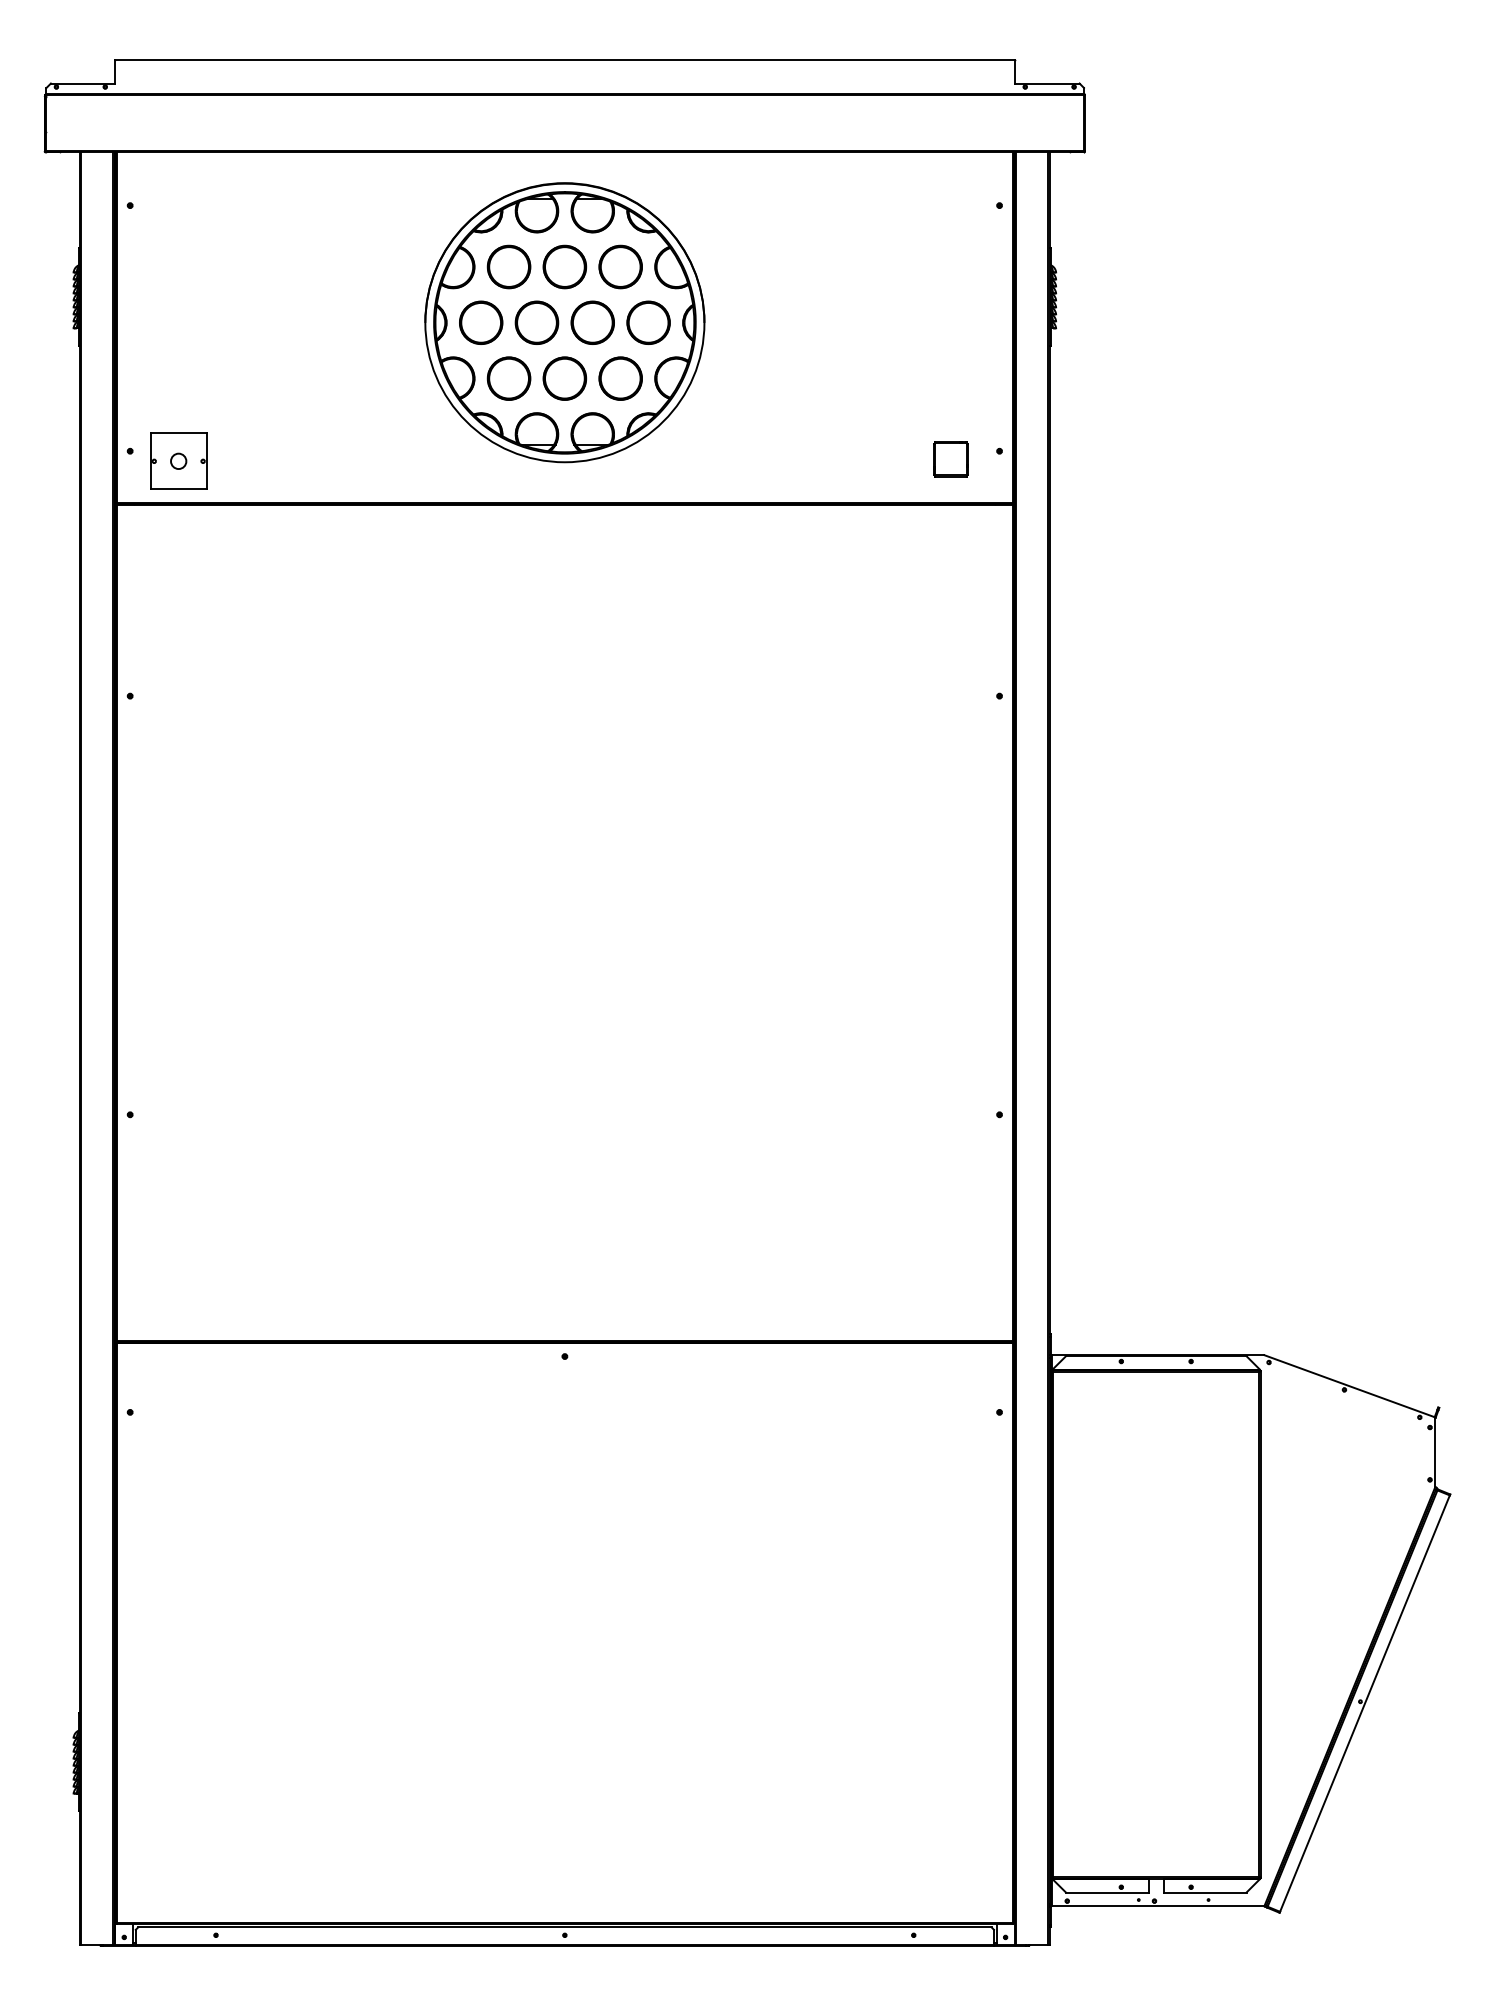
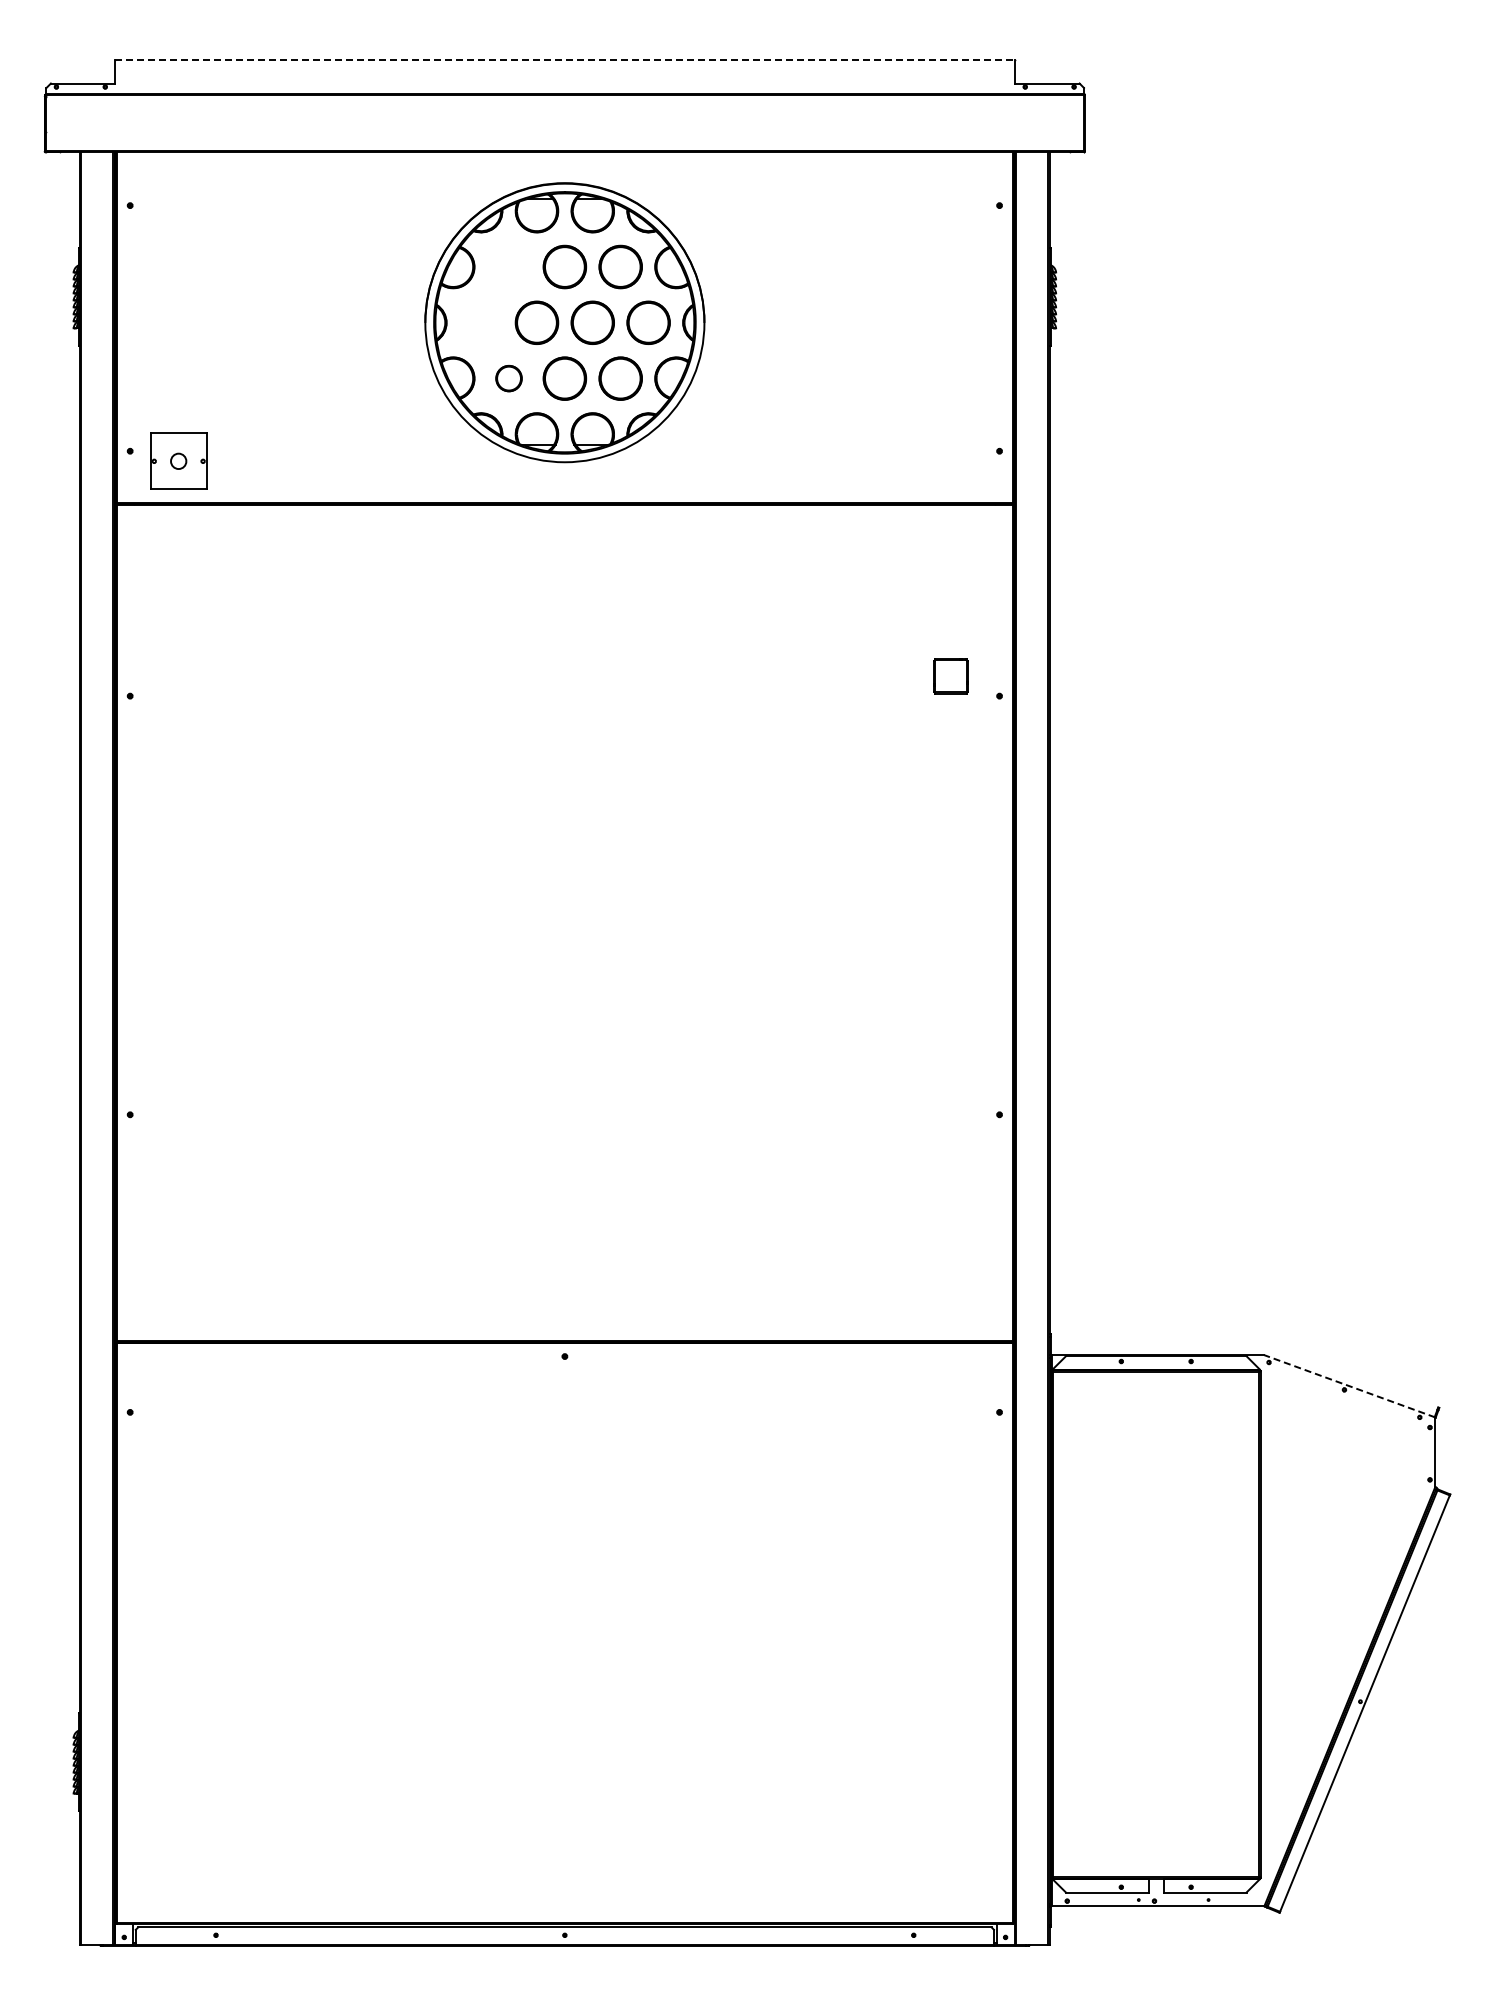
line: solid -> dashed (565, 60)
part: present -> none (508, 266)
part: present -> none (481, 322)
part size: 46x45 px -> 28x28 px (508, 378)
part position: (950, 459) -> (950, 676) (950, 676)
line: solid -> dashed (1349, 1386)
